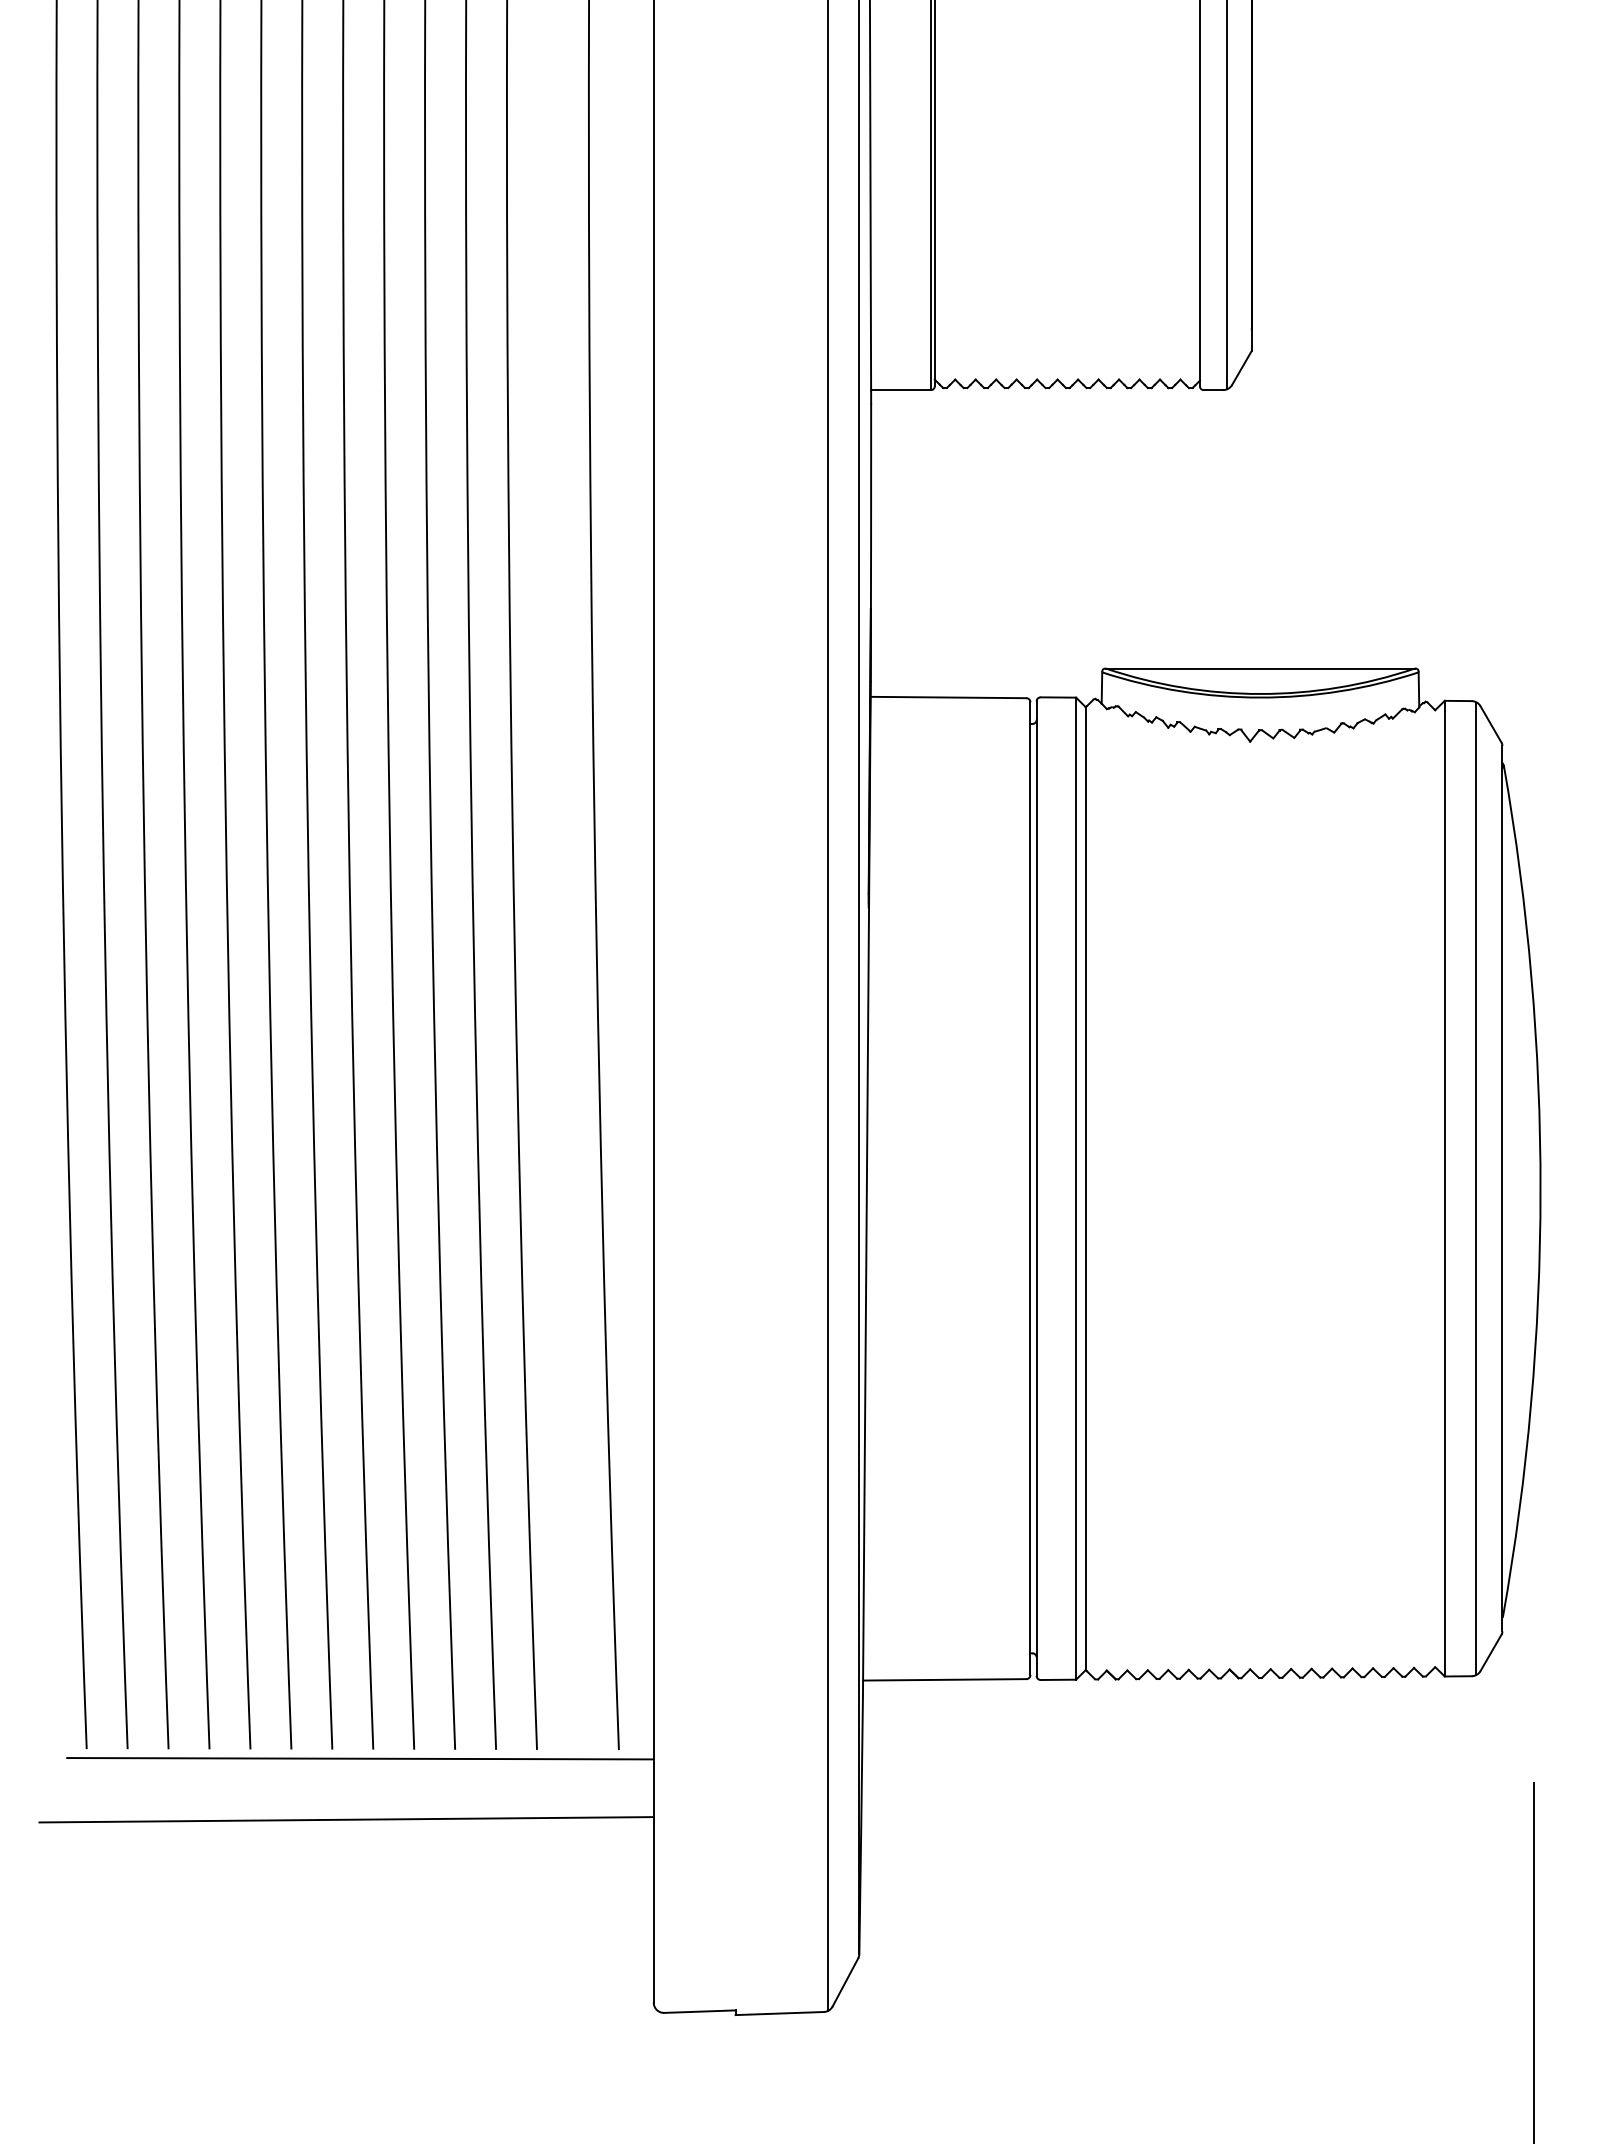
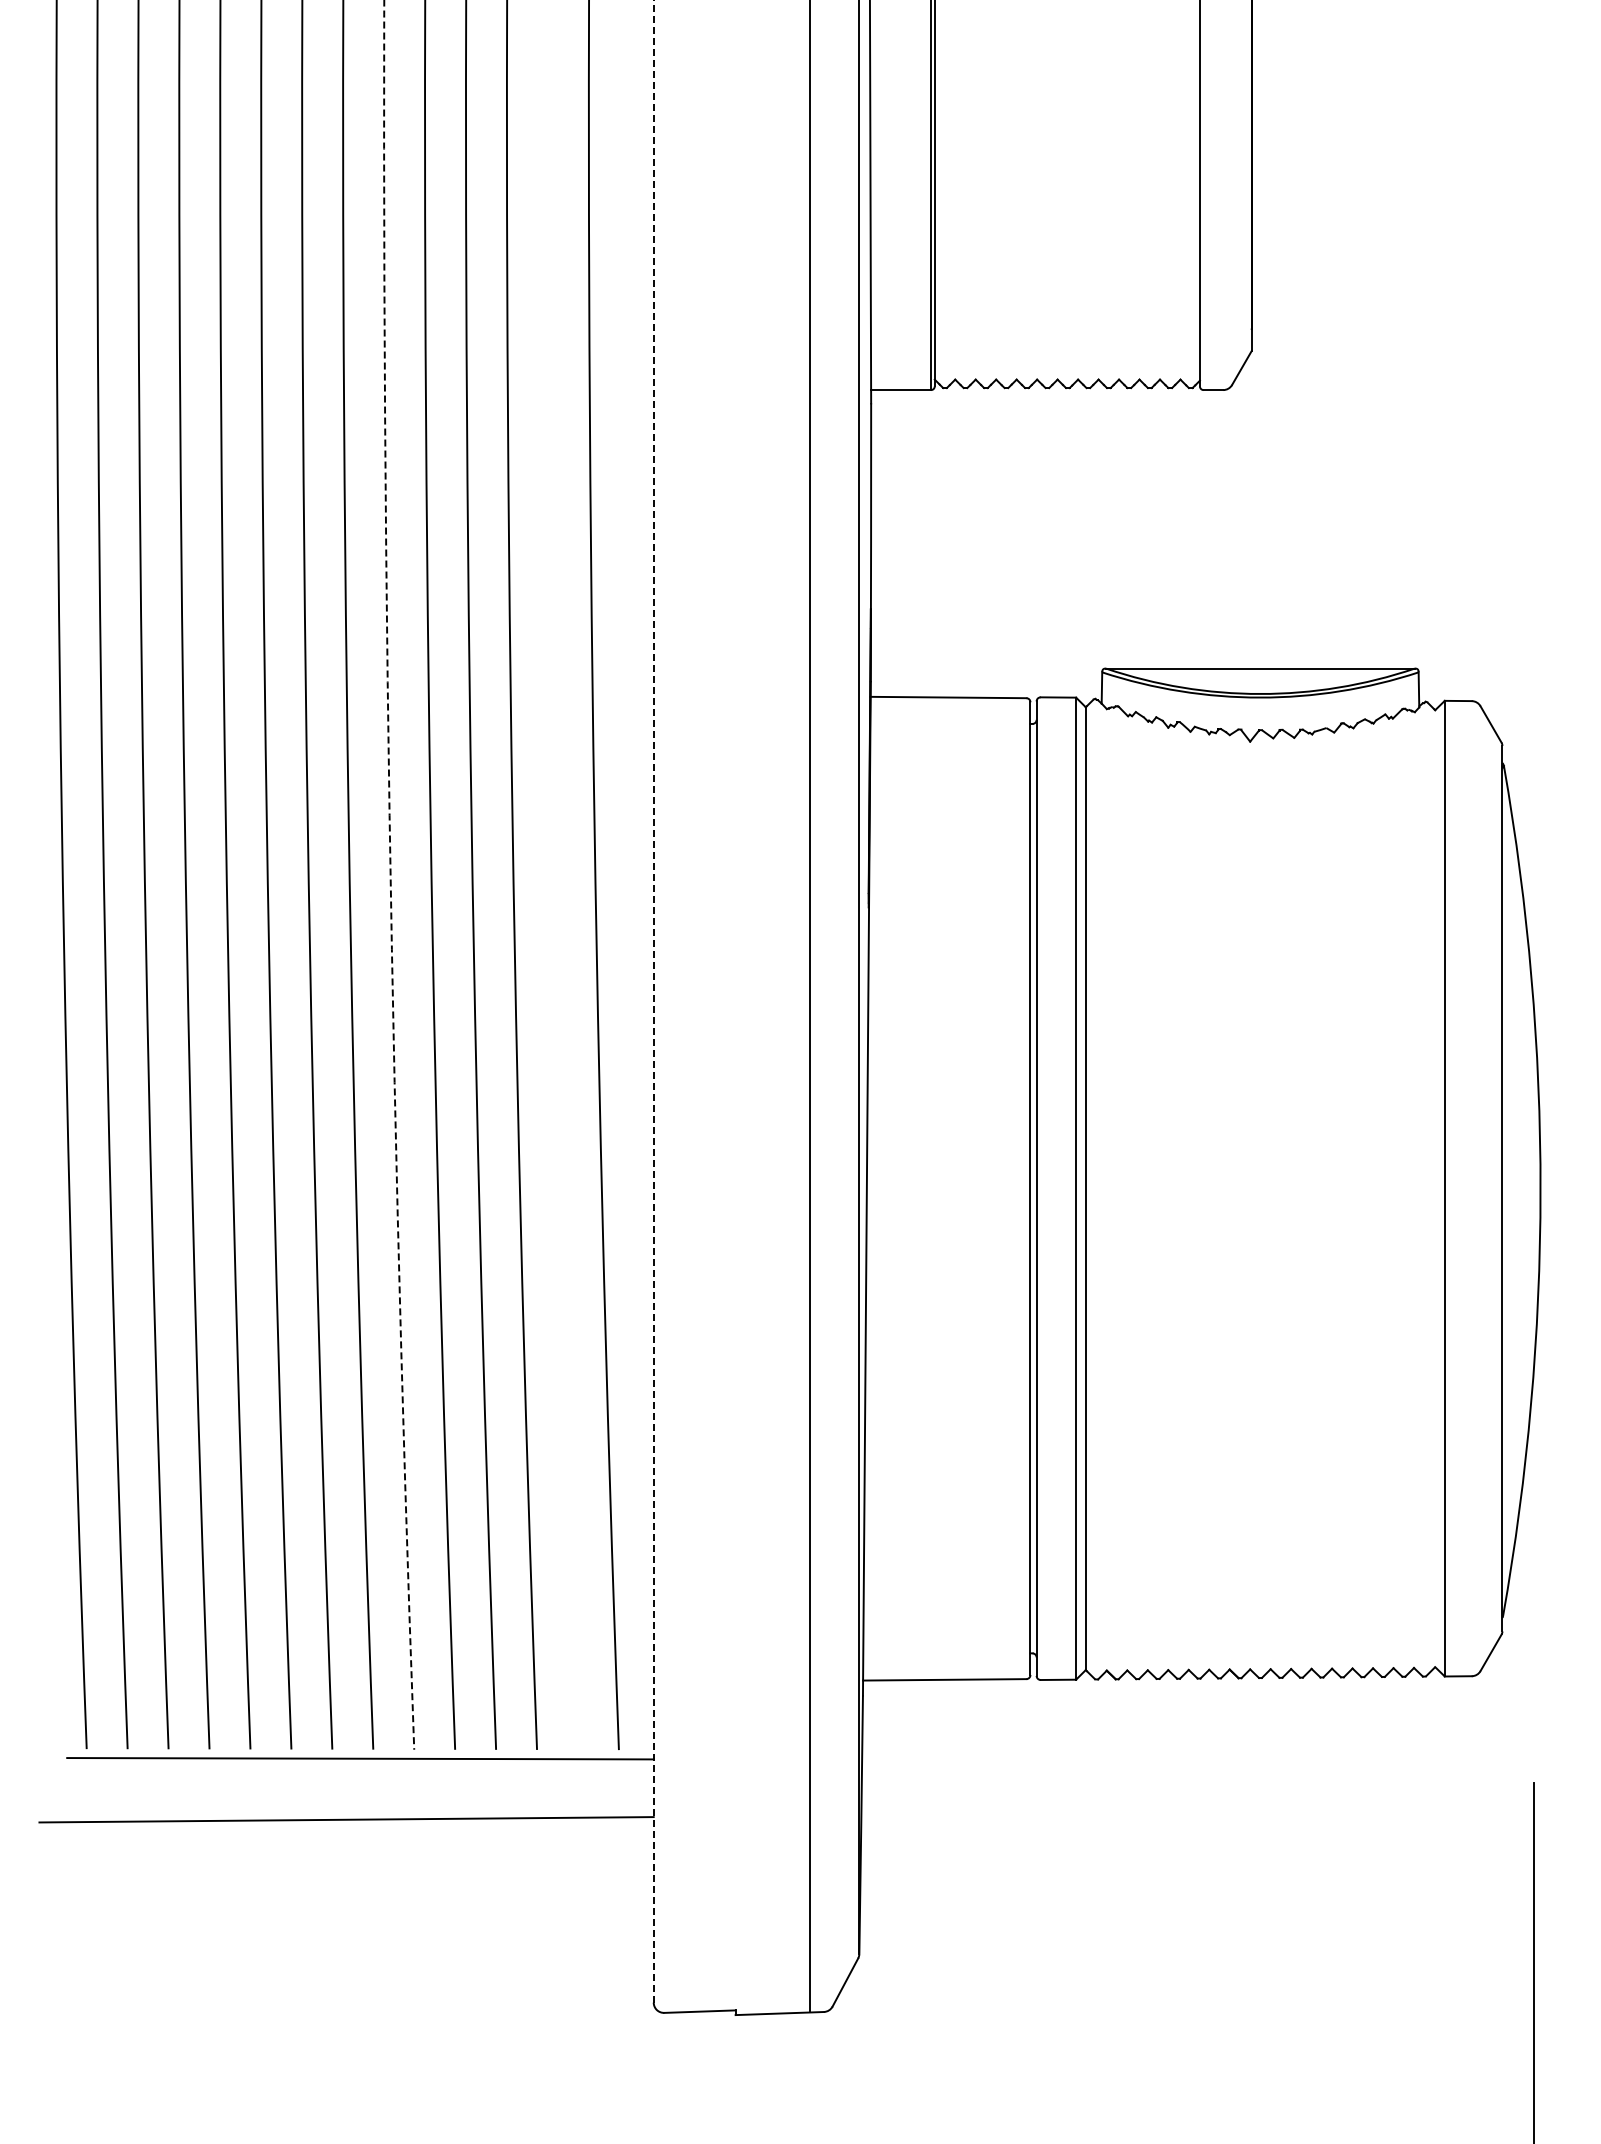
line: present -> none (1226, 195)
arc: solid -> dashed (390, 875)
line: solid -> dashed (653, 1000)
line position: (828, 1006) -> (810, 1006) (810, 1006)
line: present -> none (1476, 1188)
